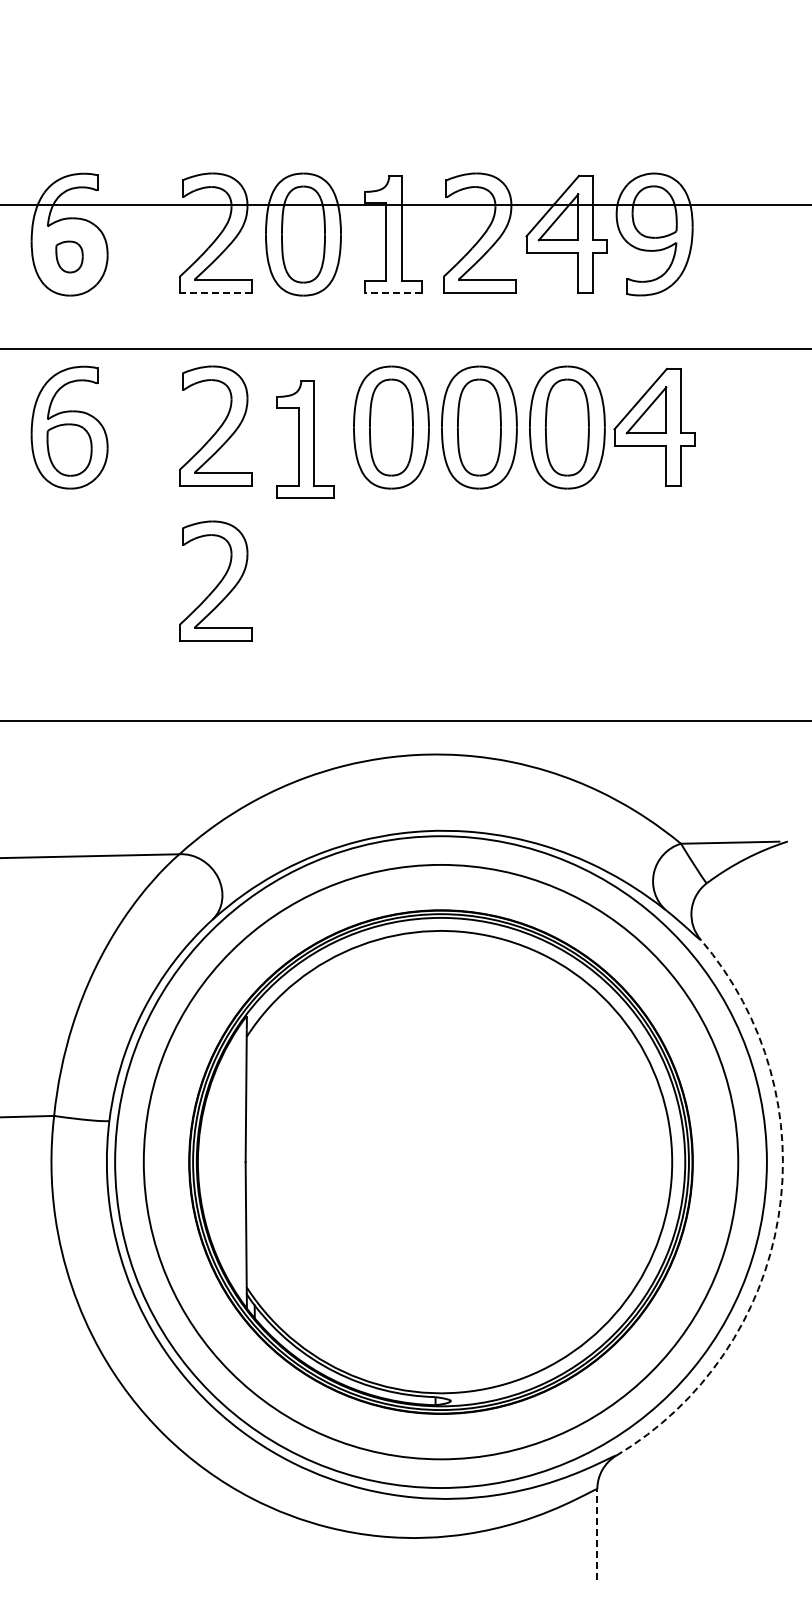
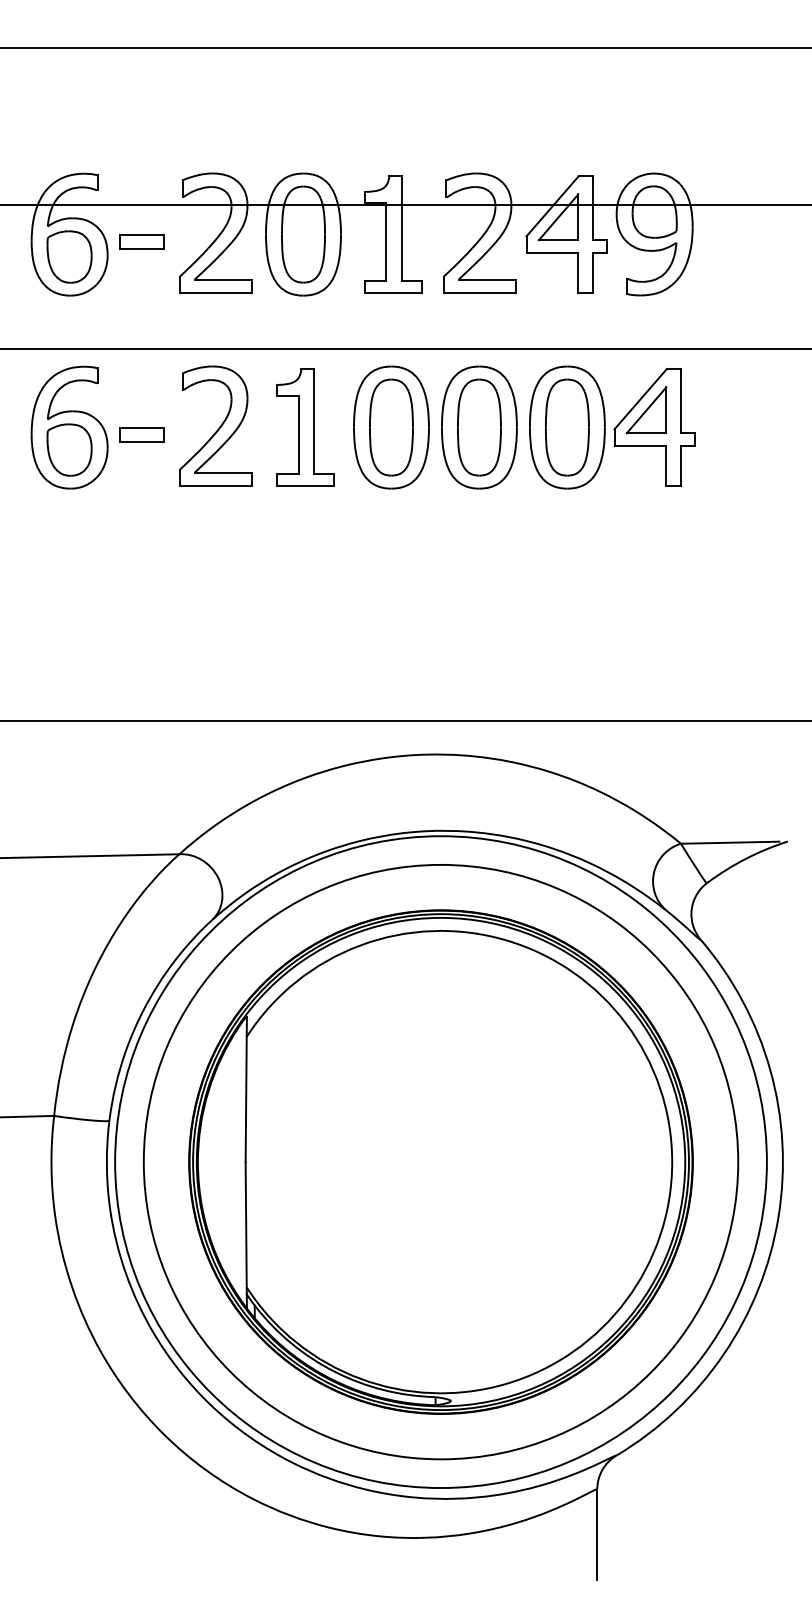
line: none -> present (405, 48)
part: none -> present (141, 241)
part size: 29x34 px -> 47x54 px (69, 256)
line: dashed -> solid (215, 293)
line: dashed -> solid (393, 293)
part: none -> present (141, 434)
part position: (305, 439) -> (305, 427) (305, 427)
part: present -> none (215, 580)
arc: dashed -> solid (778, 1217)
line: dashed -> solid (597, 1534)
